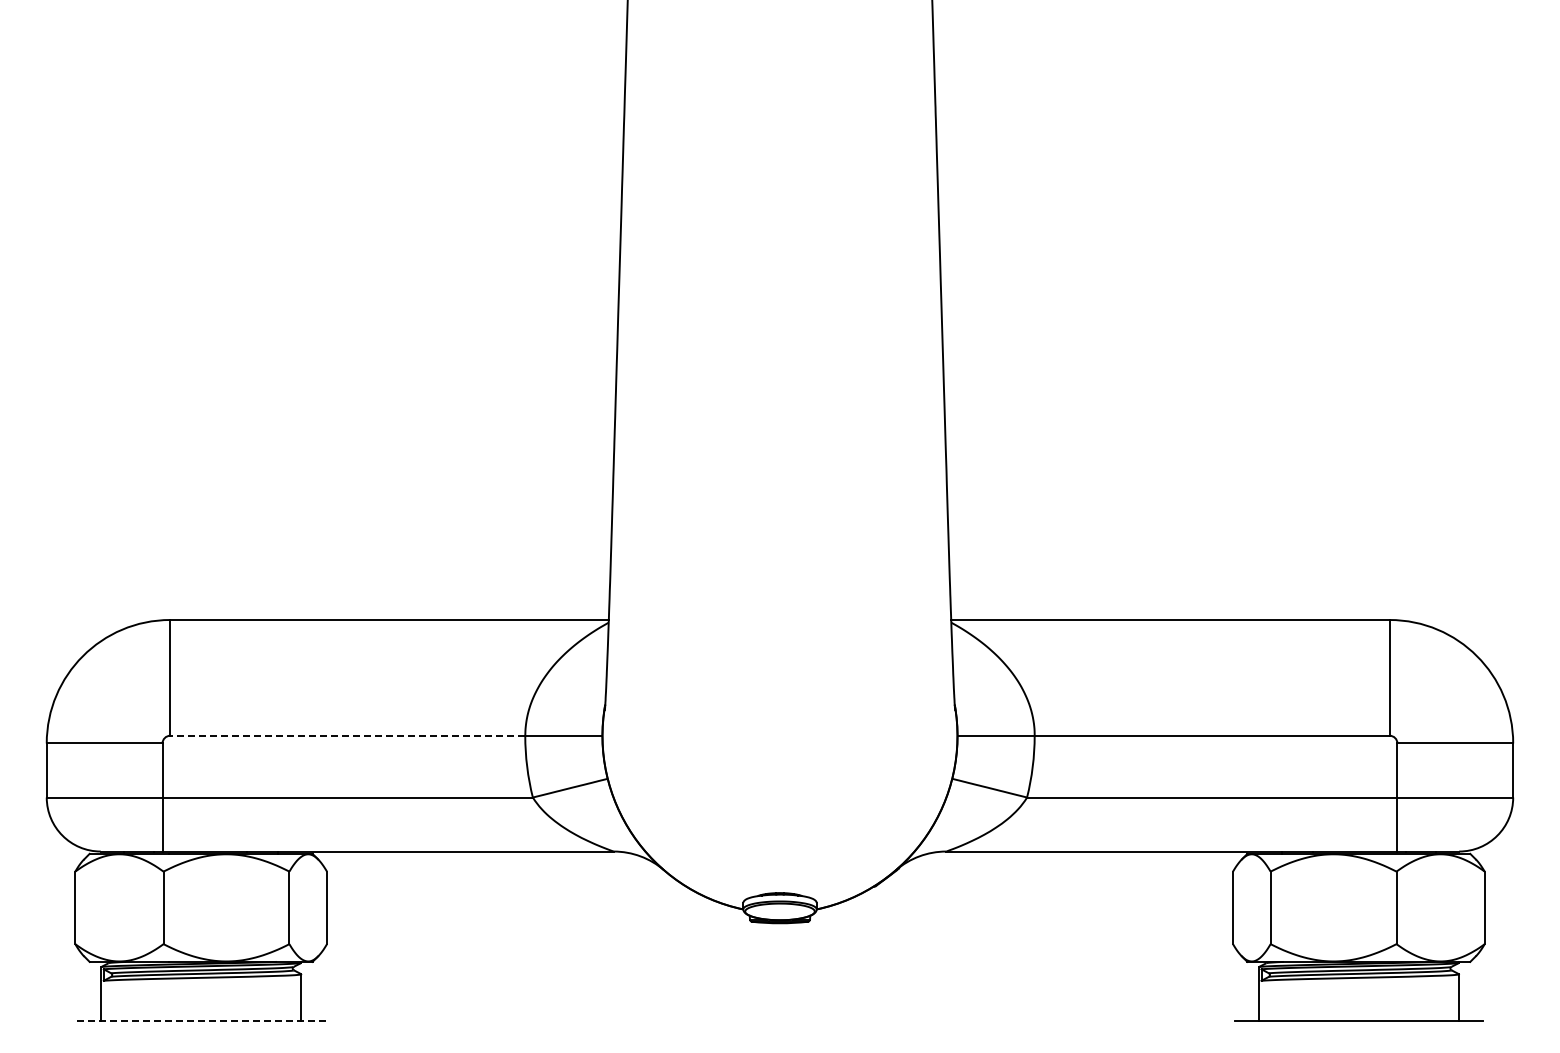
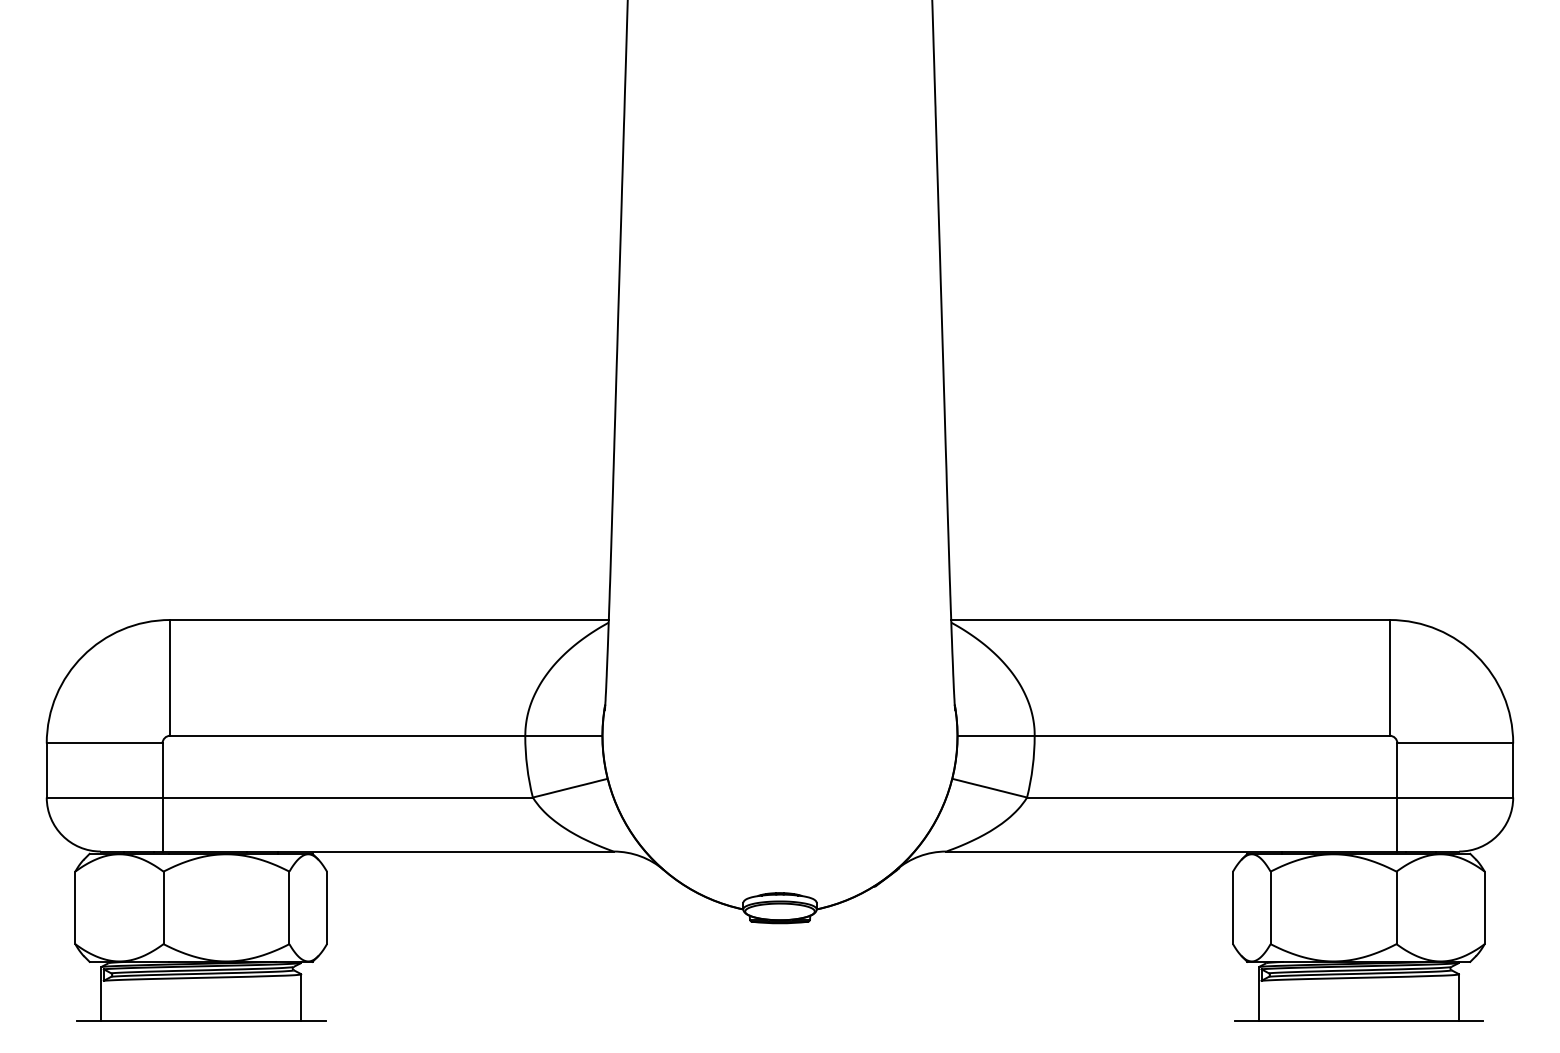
line: dashed -> solid (347, 735)
line: dashed -> solid (201, 1021)
